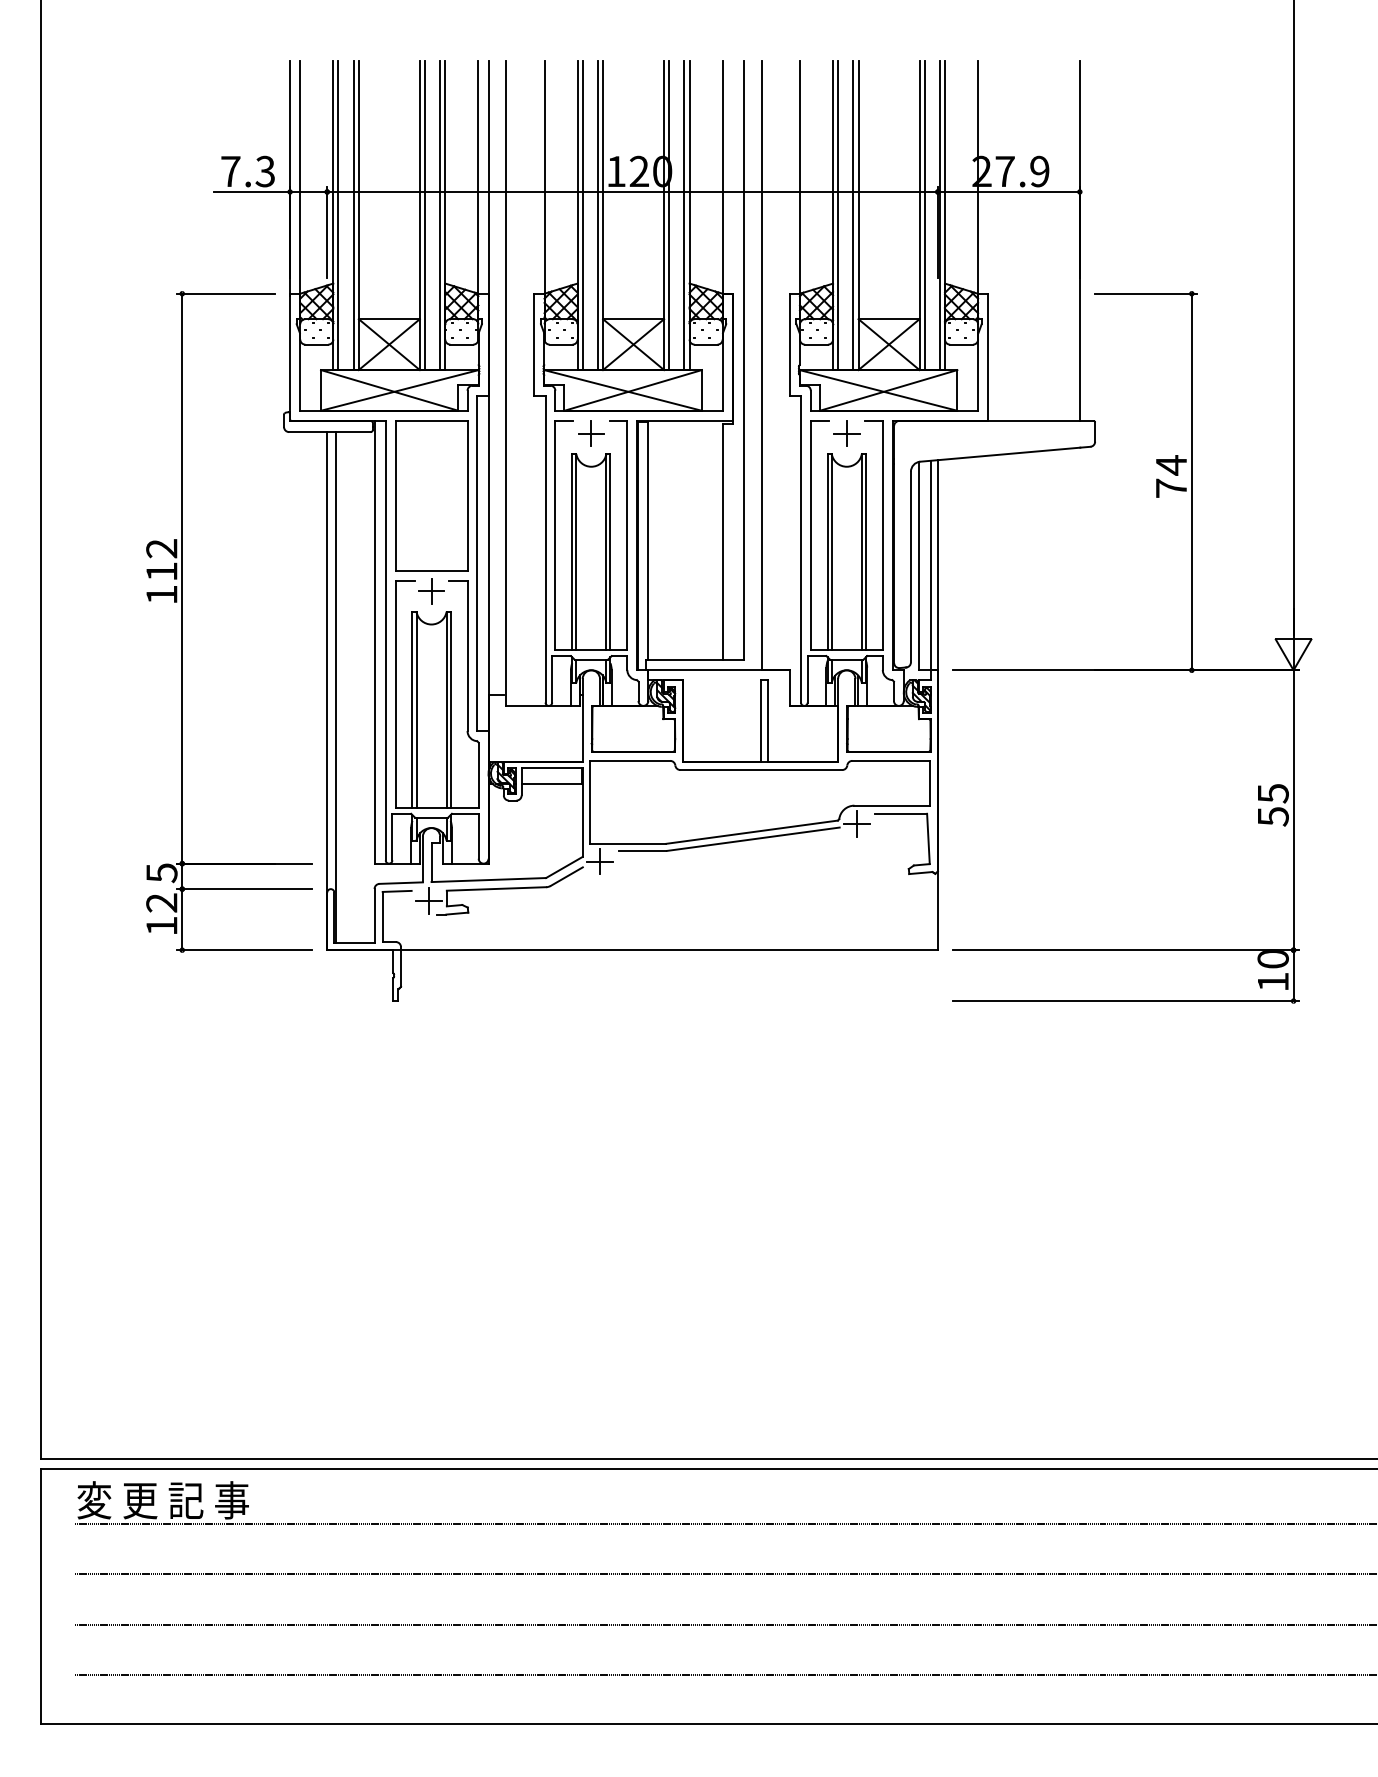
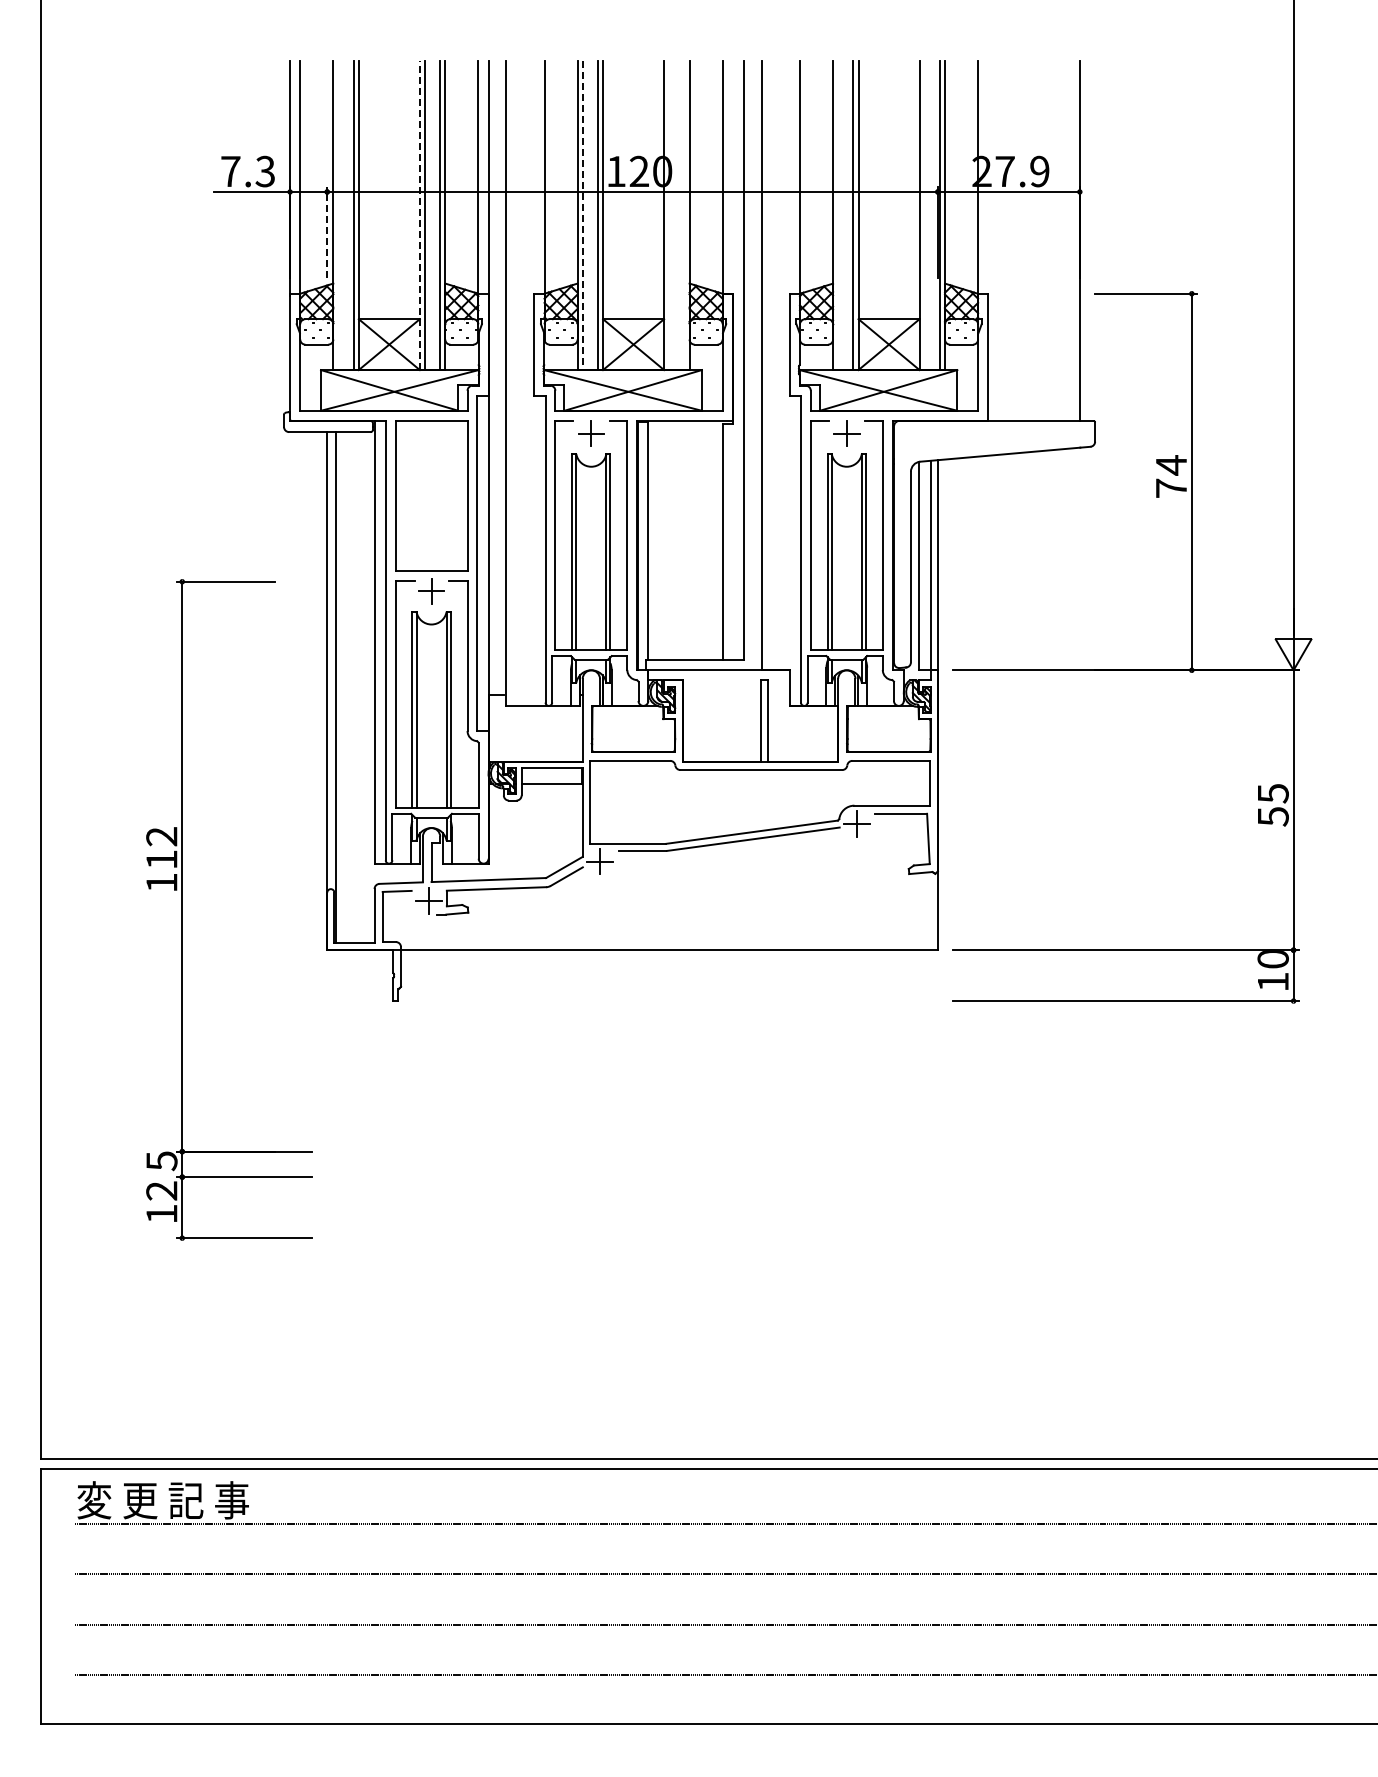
line: present -> none (338, 215)
line: solid -> dashed (419, 215)
line: solid -> dashed (582, 215)
line: present -> none (669, 215)
line: present -> none (684, 215)
line: present -> none (838, 215)
line: present -> none (924, 215)
line: solid -> dashed (327, 232)
part position: (182, 621) -> (182, 909) (182, 909)
